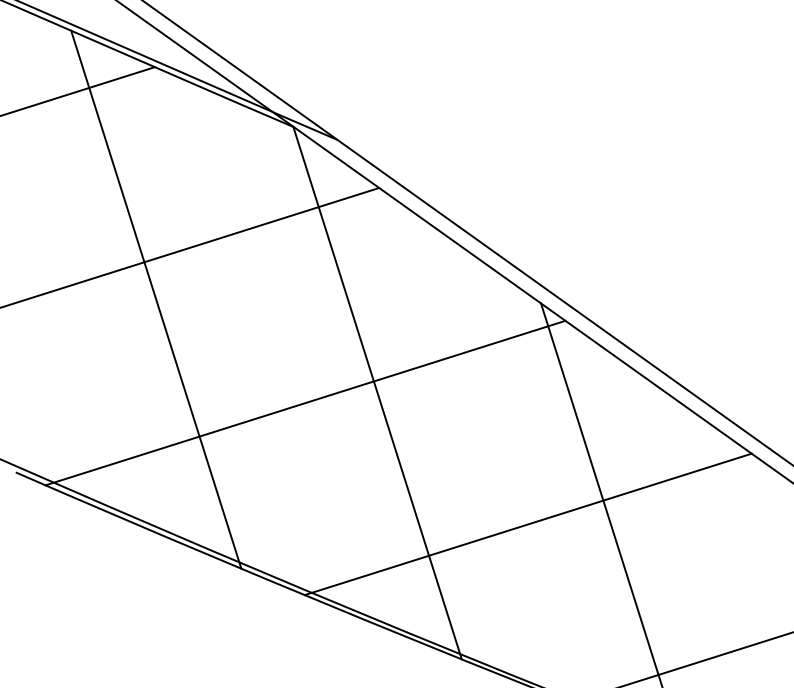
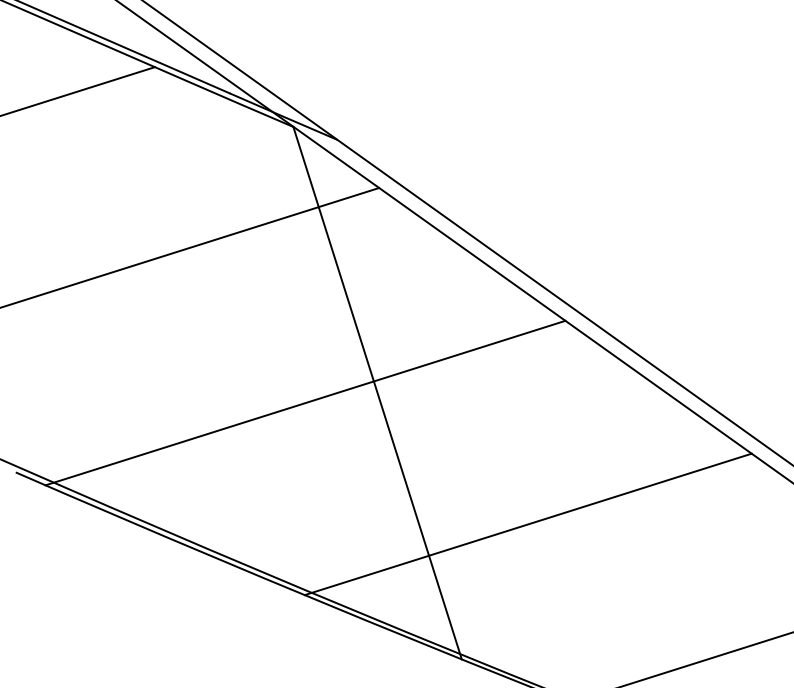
line: present -> none (156, 299)
line: present -> none (600, 493)
